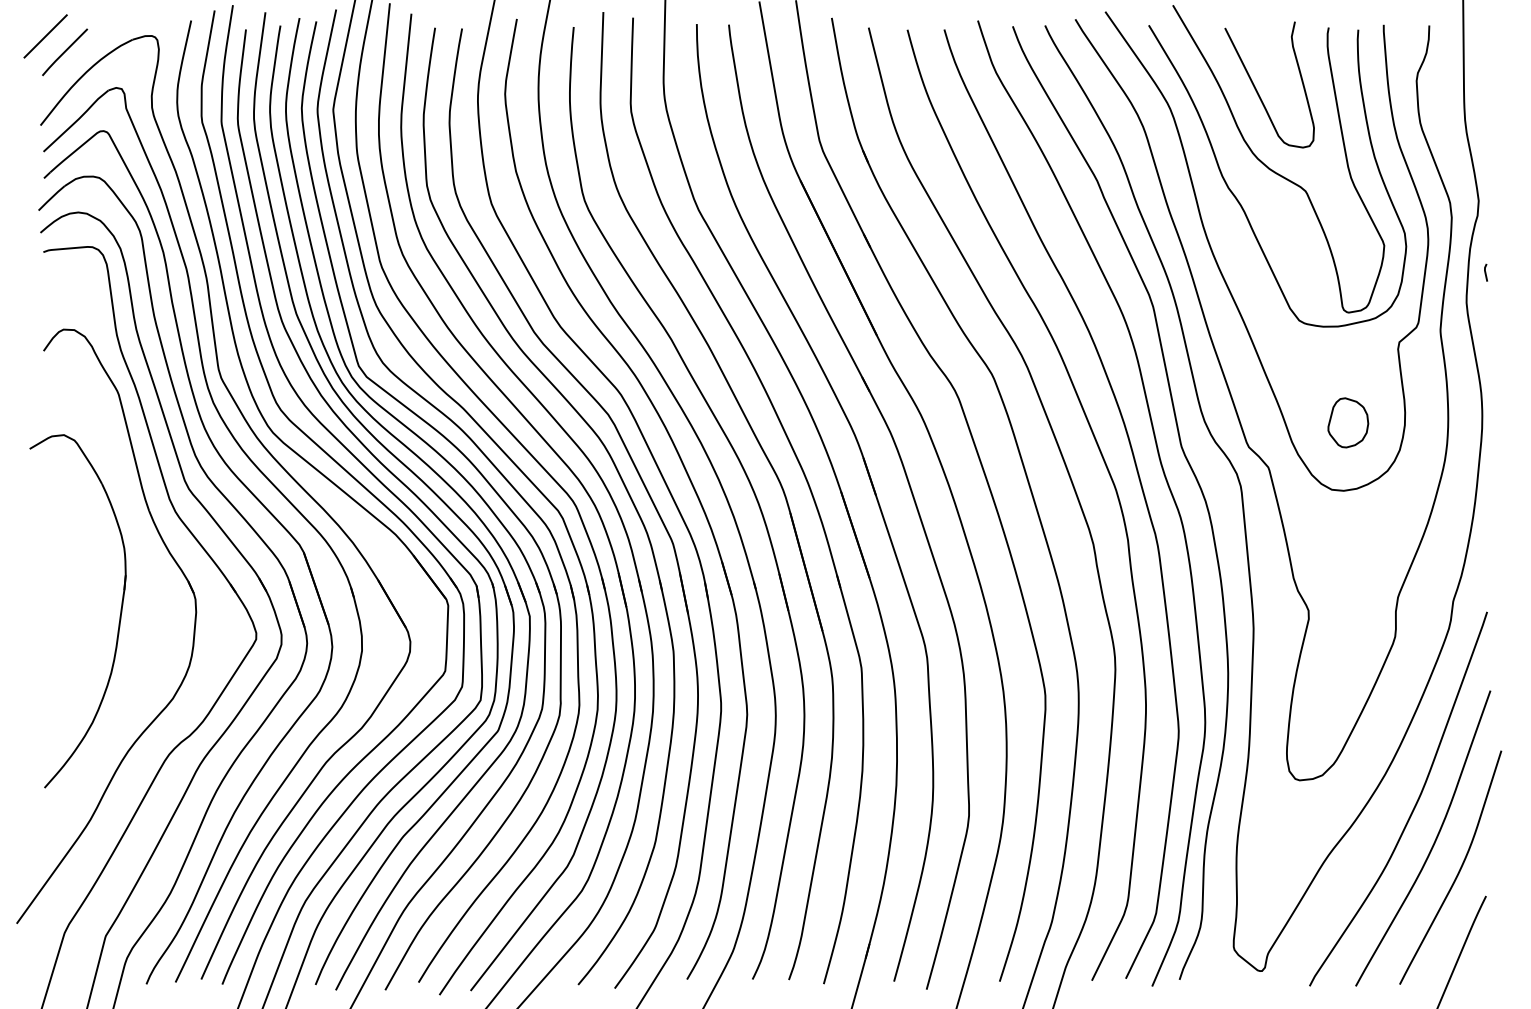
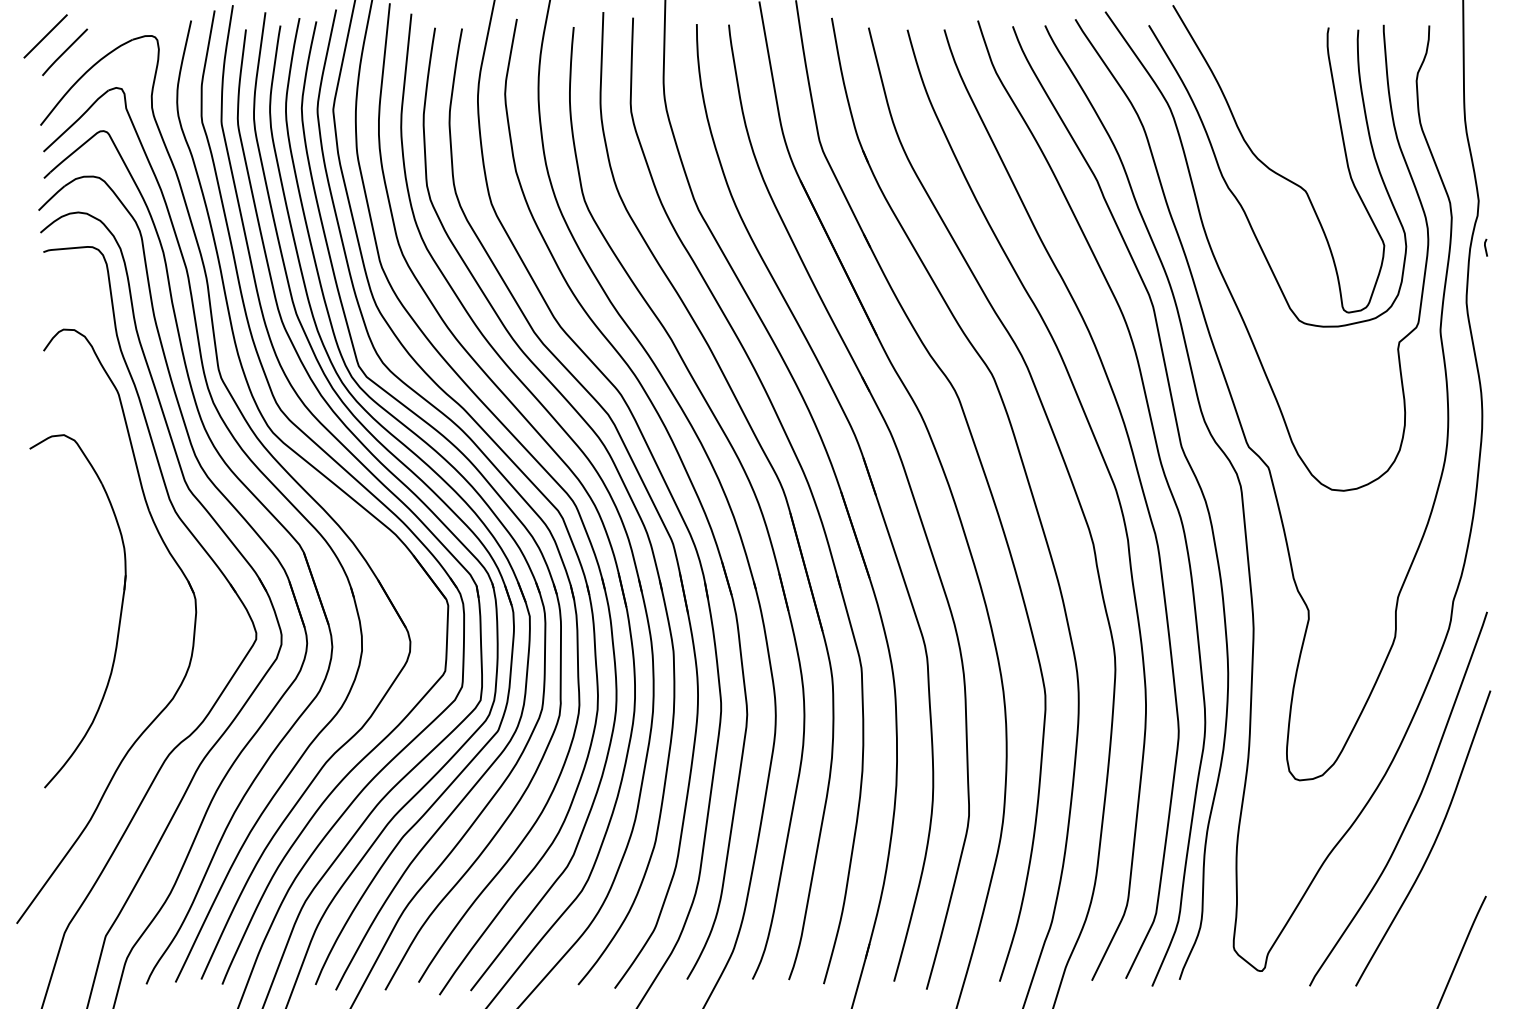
curve: present -> none (1257, 90)
line position: (1485, 272) -> (1485, 247) (1485, 247)
part: present -> none (1348, 422)
curve: present -> none (1458, 870)
